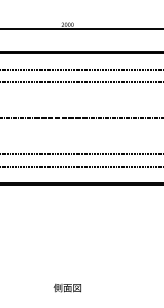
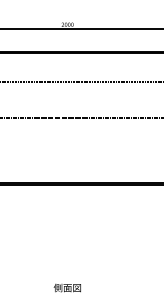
line: present -> none (81, 69)
line: present -> none (81, 154)
line: present -> none (81, 166)
